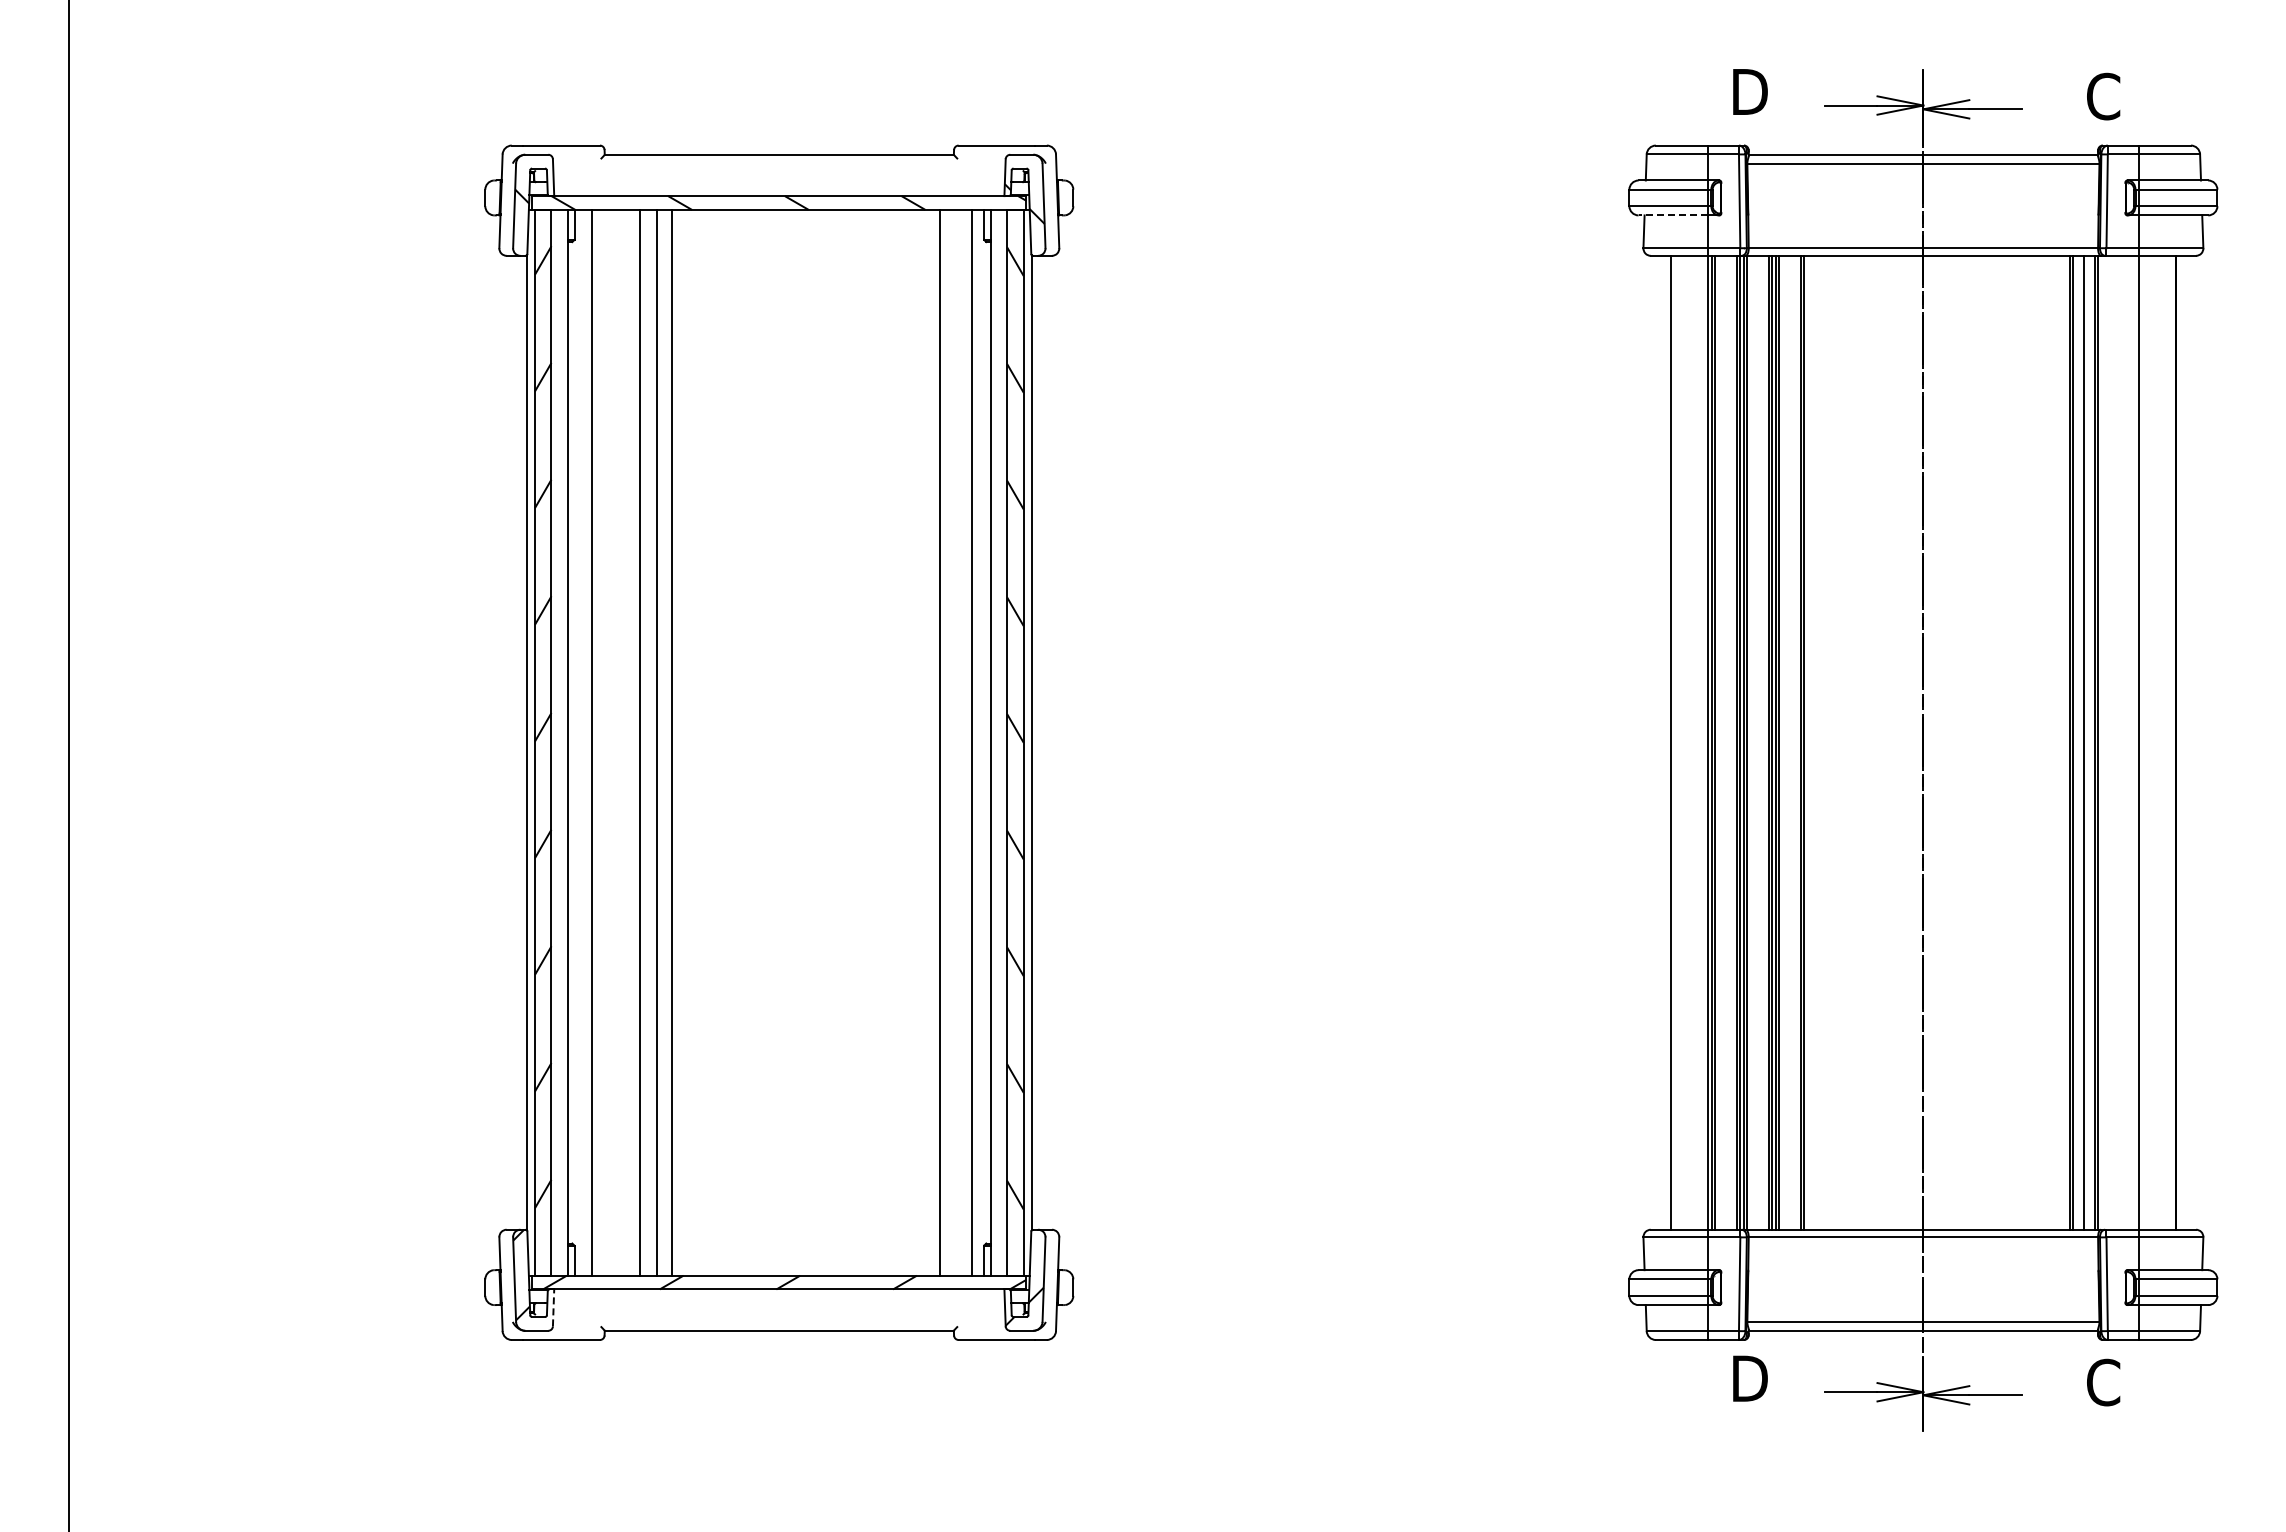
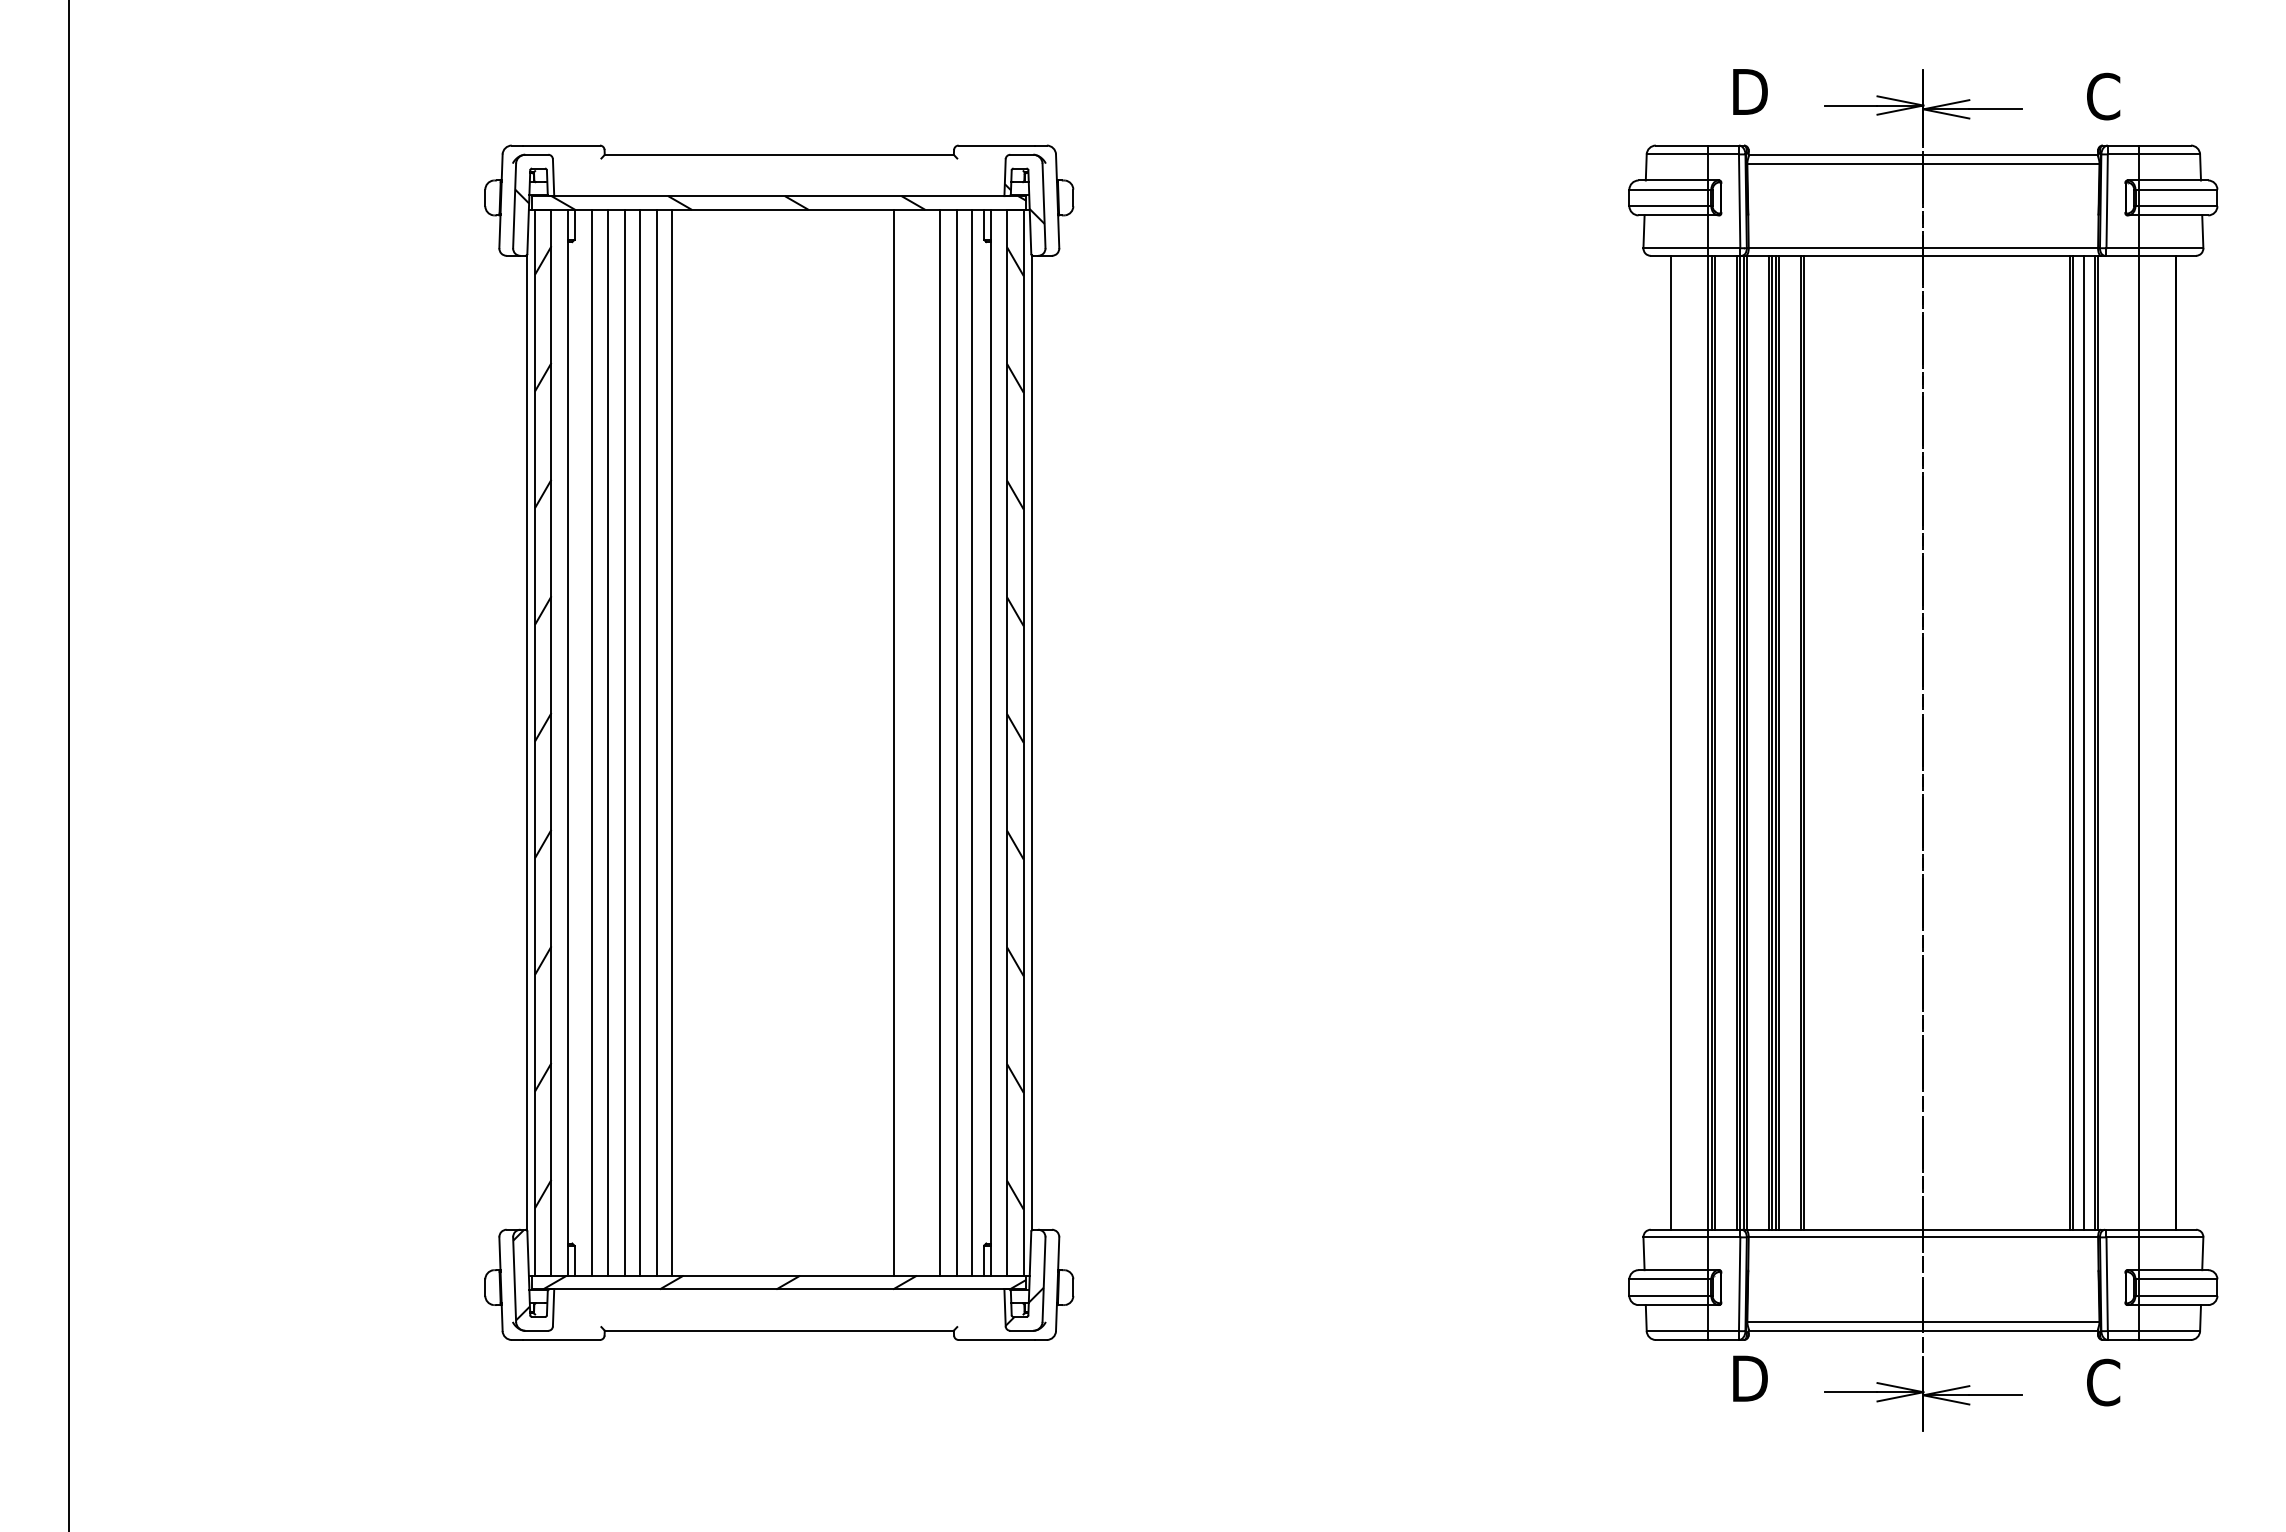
line: dashed -> solid (1672, 215)
line: none -> present (607, 742)
line: none -> present (624, 742)
line: none -> present (894, 742)
line: none -> present (956, 742)
line: dashed -> solid (553, 1307)
